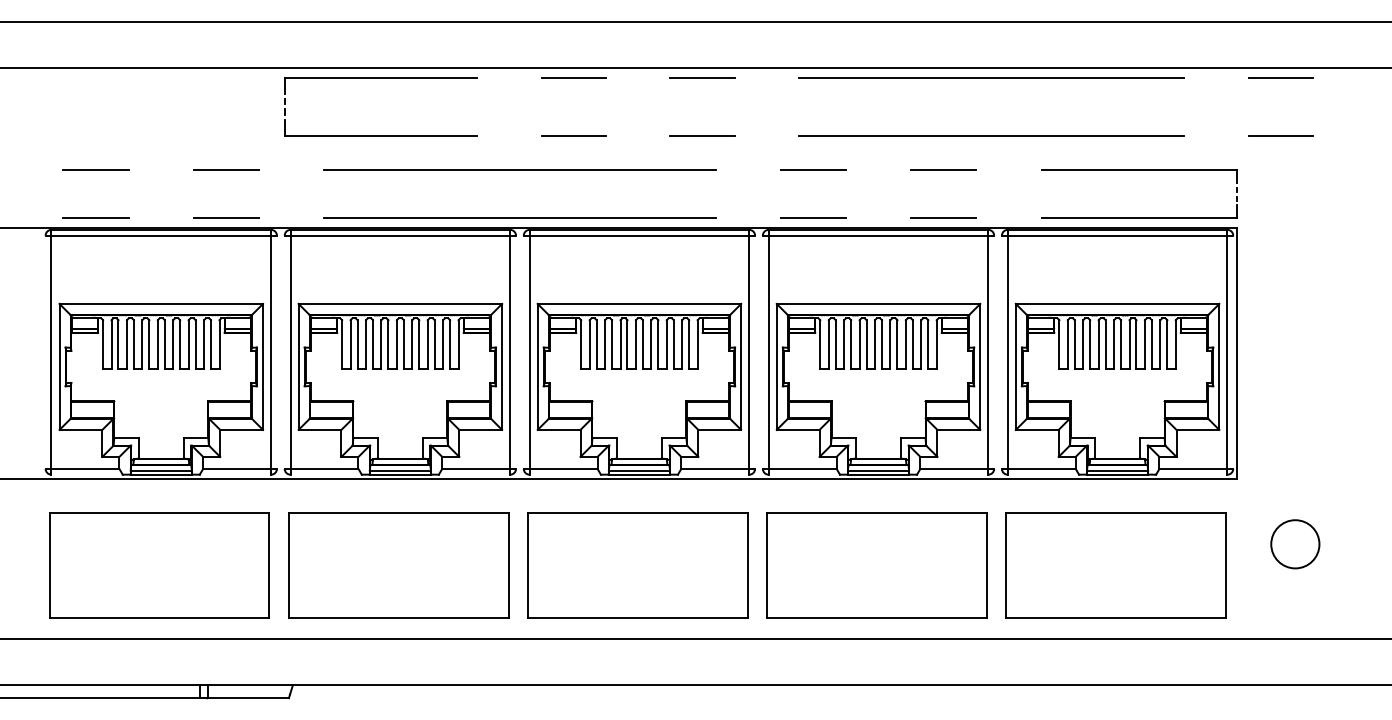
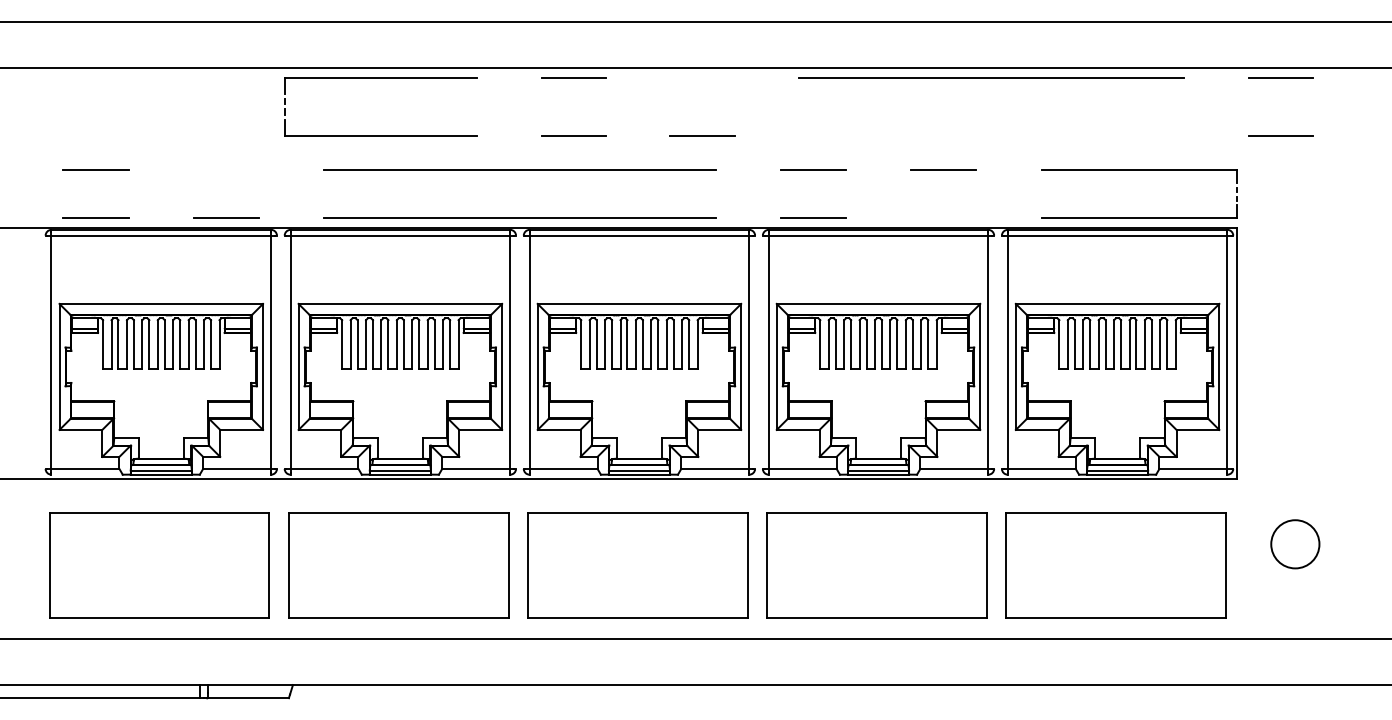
line: present -> none (702, 77)
line: present -> none (991, 135)
line: present -> none (226, 170)
line: present -> none (943, 218)
